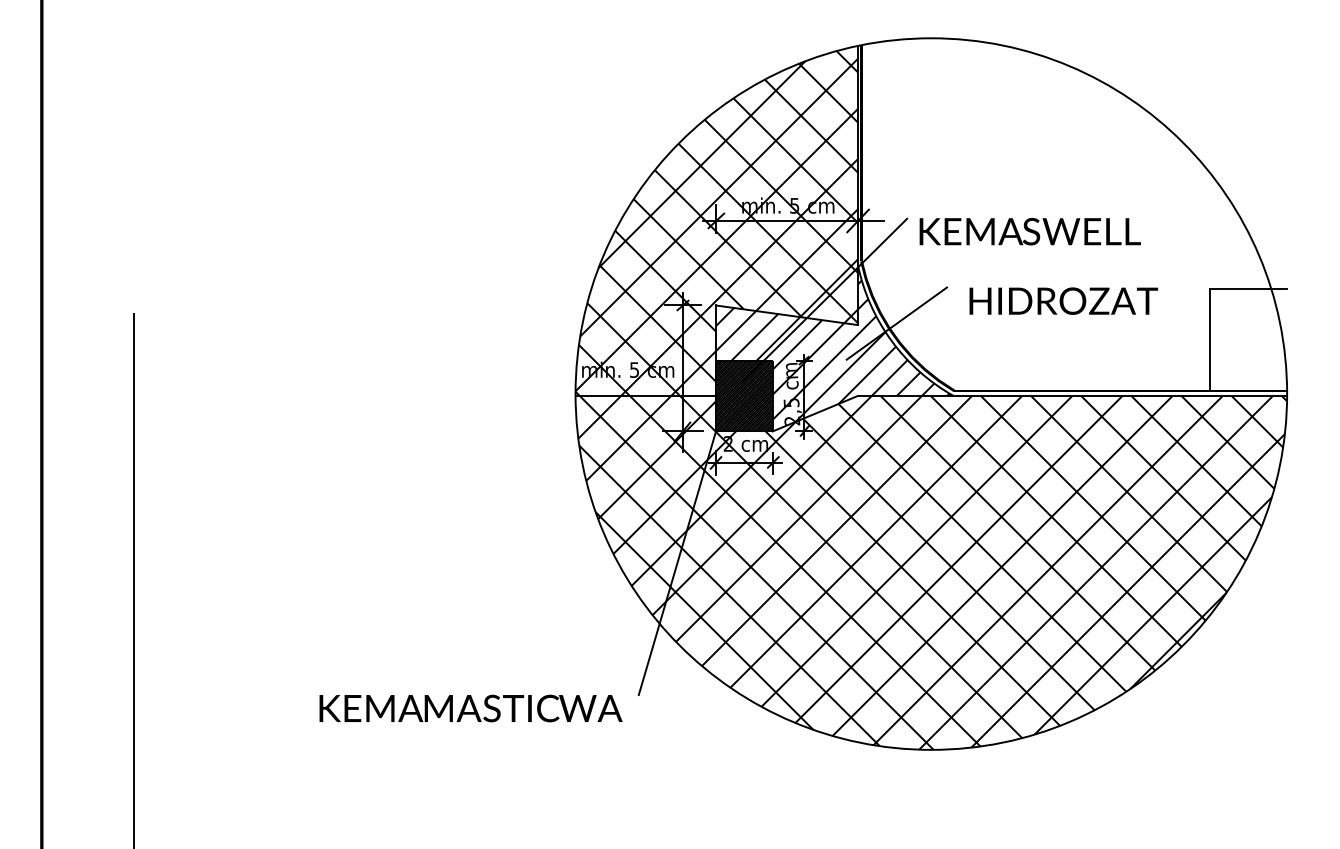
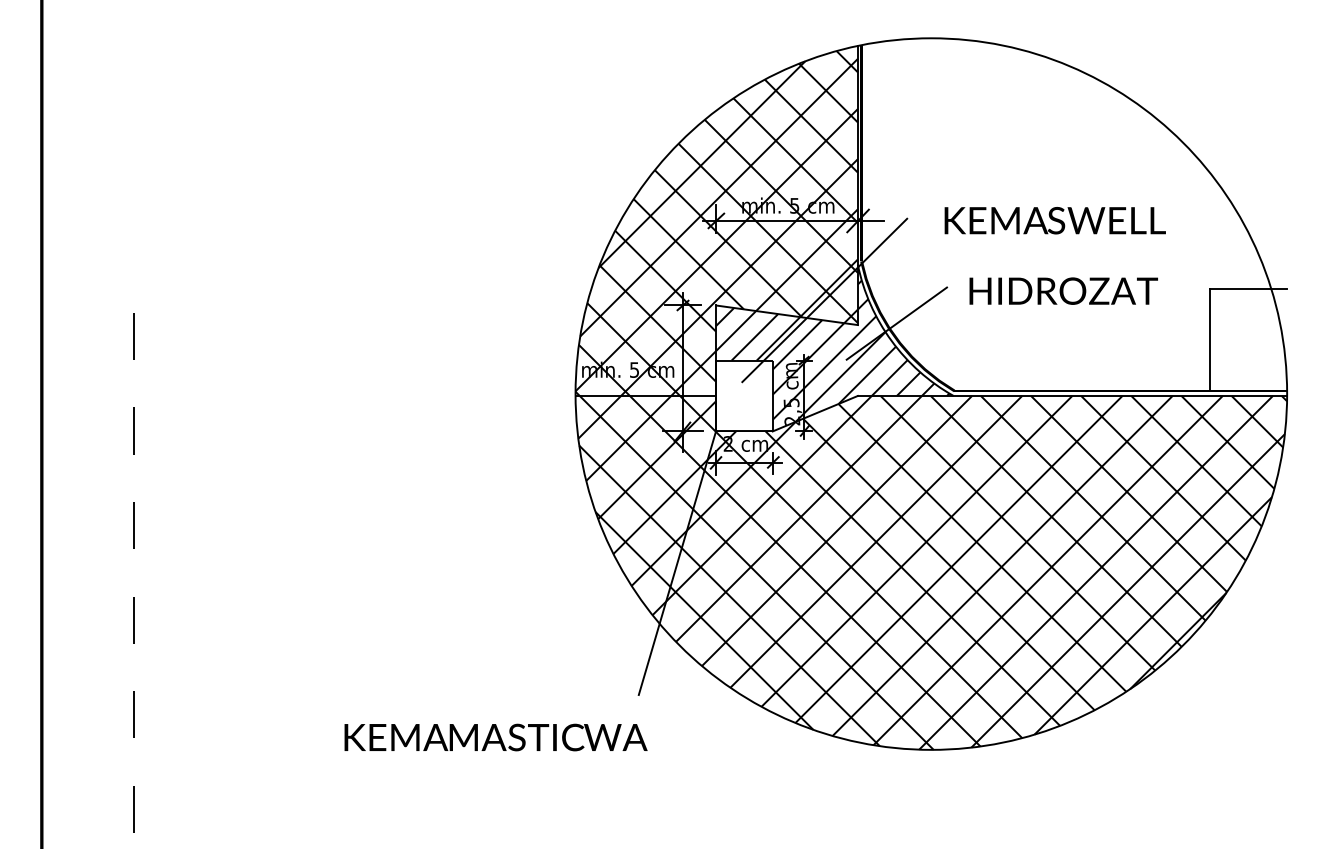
text position: (1029, 231) -> (1054, 220) (1054, 220)
text position: (1063, 300) -> (1063, 290) (1063, 290)
hatch: present -> none (744, 395)
line: solid -> dashed (134, 580)
text position: (470, 708) -> (495, 737) (495, 737)
